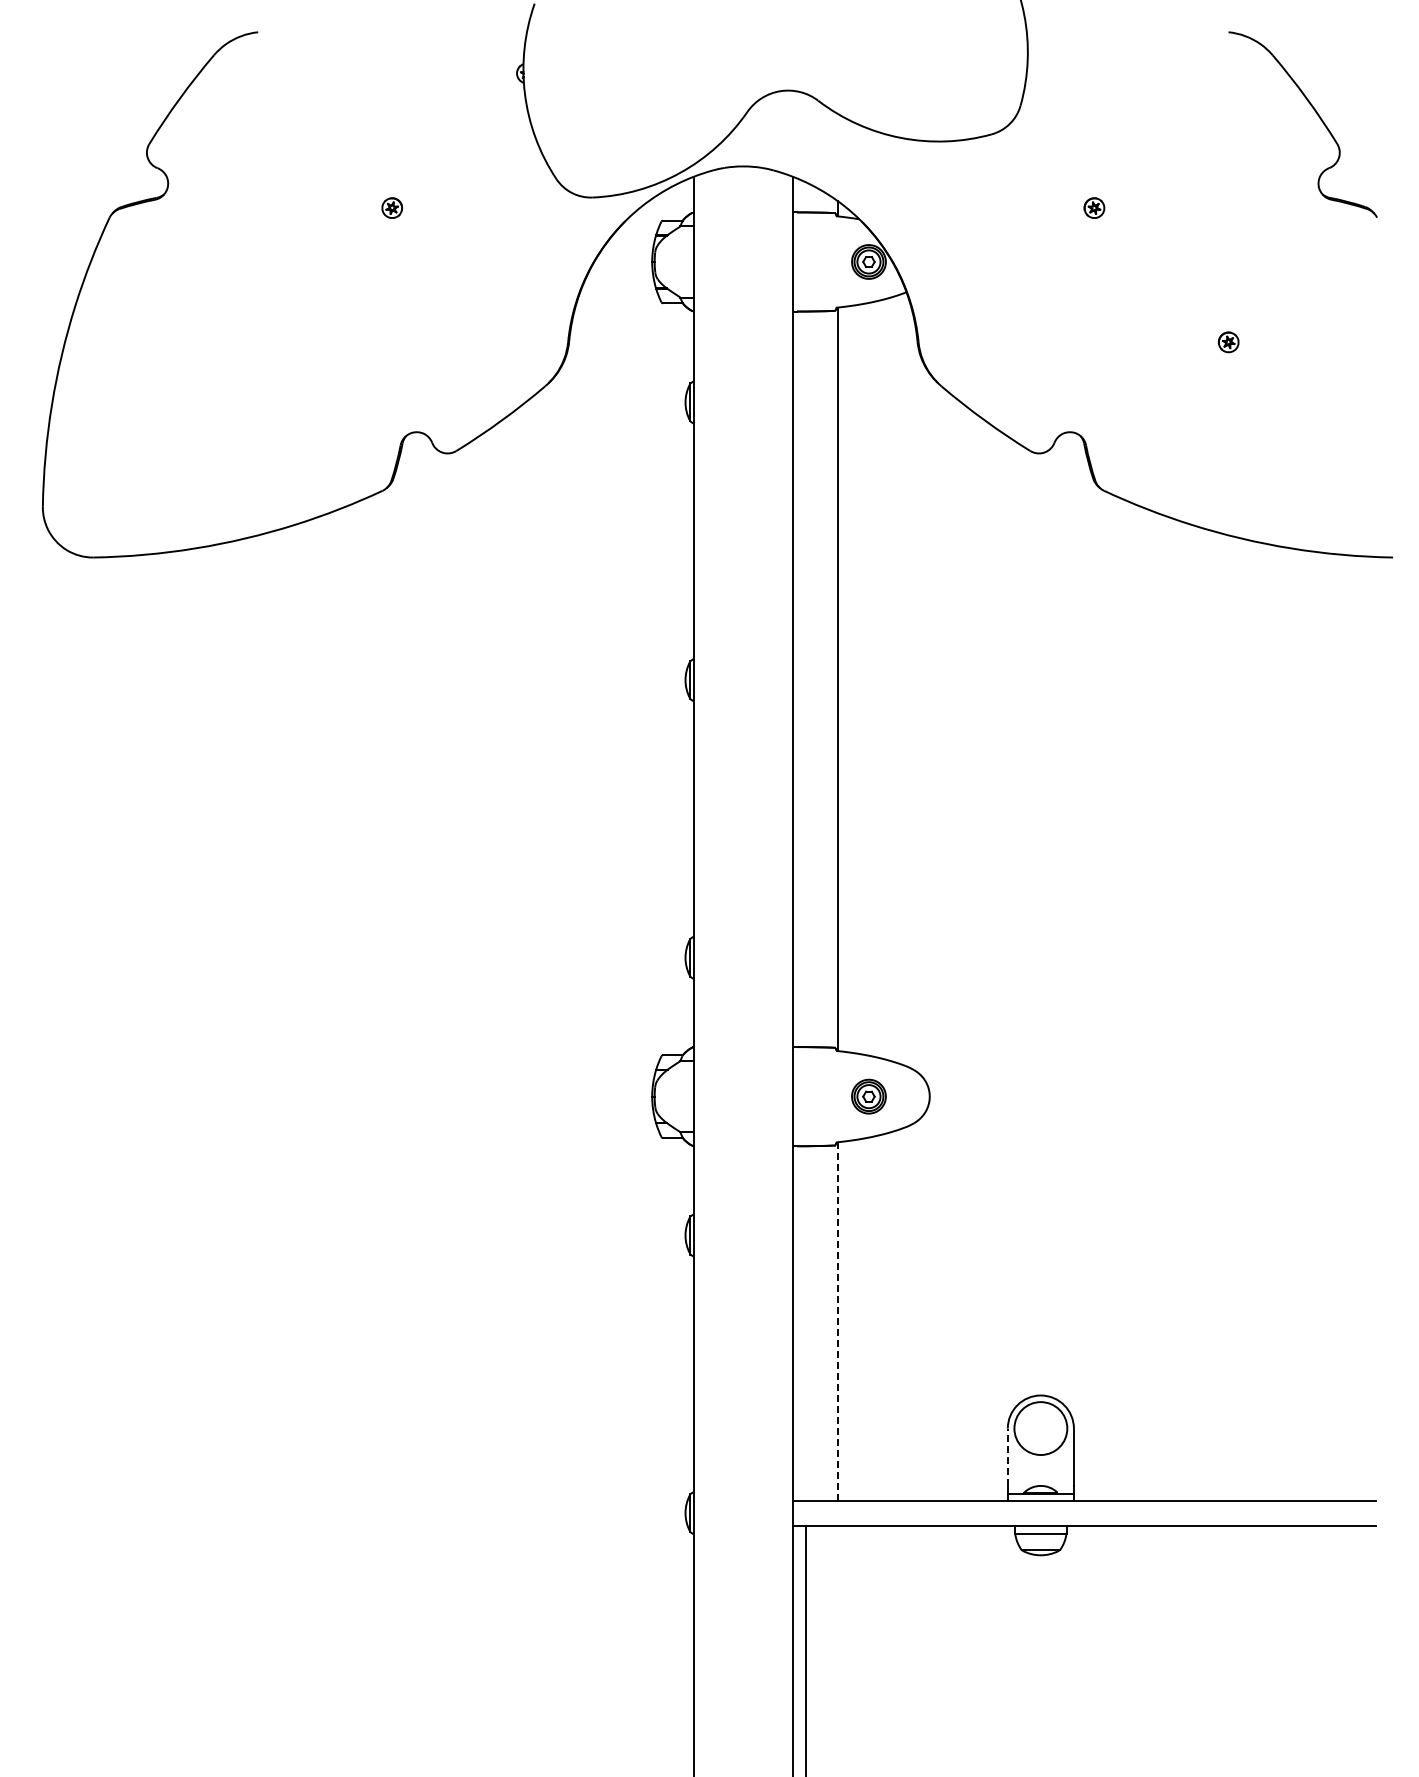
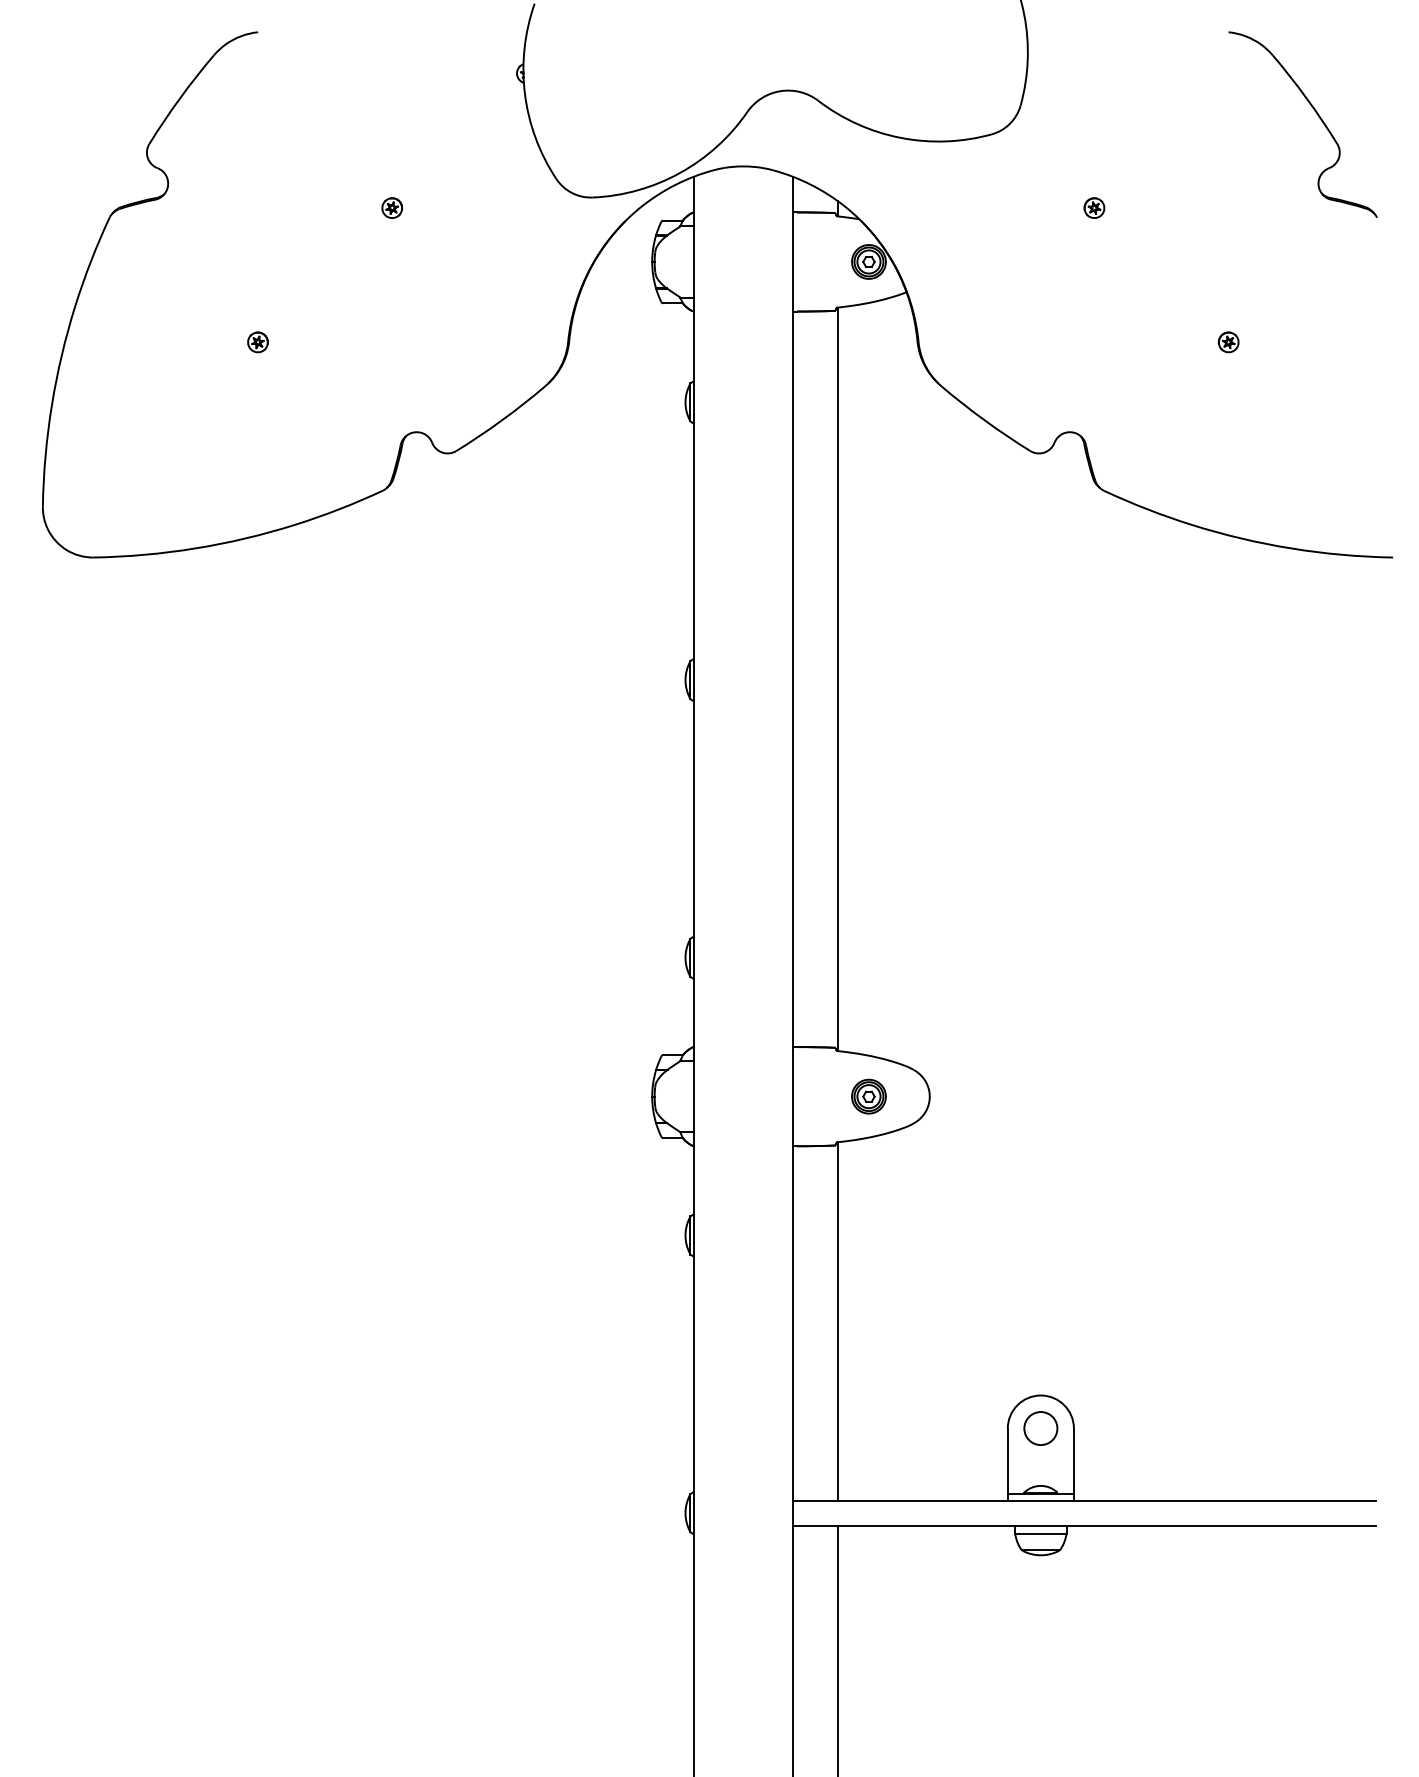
part: none -> present (257, 342)
line: dashed -> solid (837, 1322)
circle diameter: 53 px -> 33 px (1040, 1428)
line: dashed -> solid (1007, 1457)
line position: (805, 1649) -> (837, 1649) (837, 1649)
